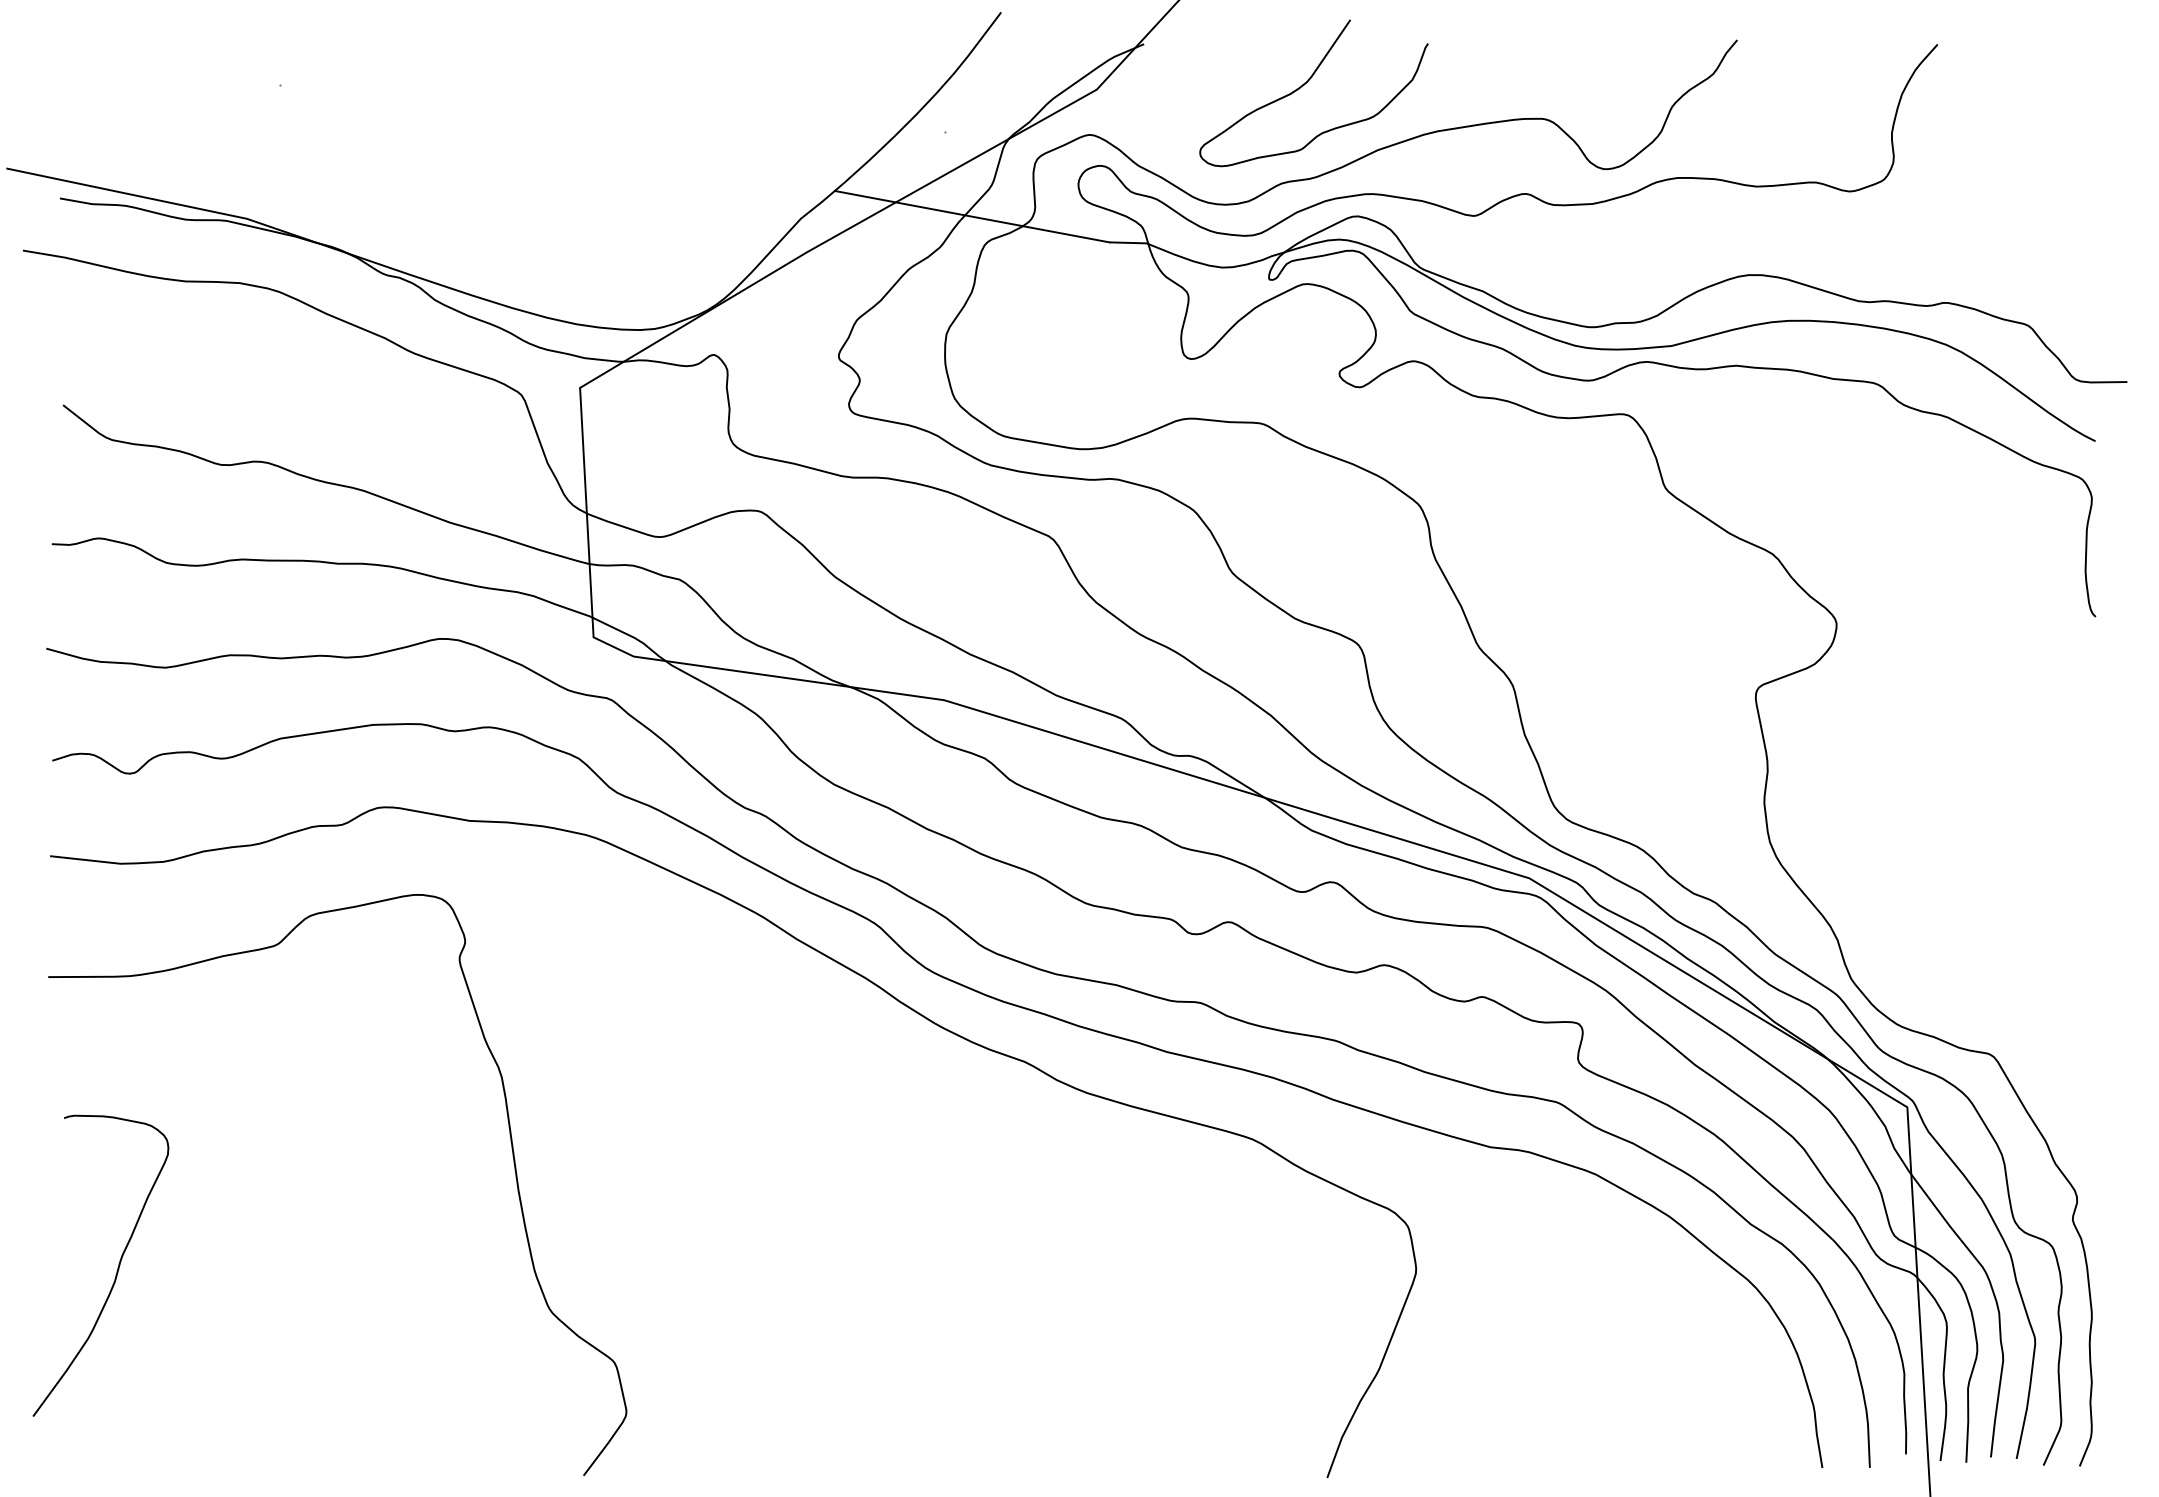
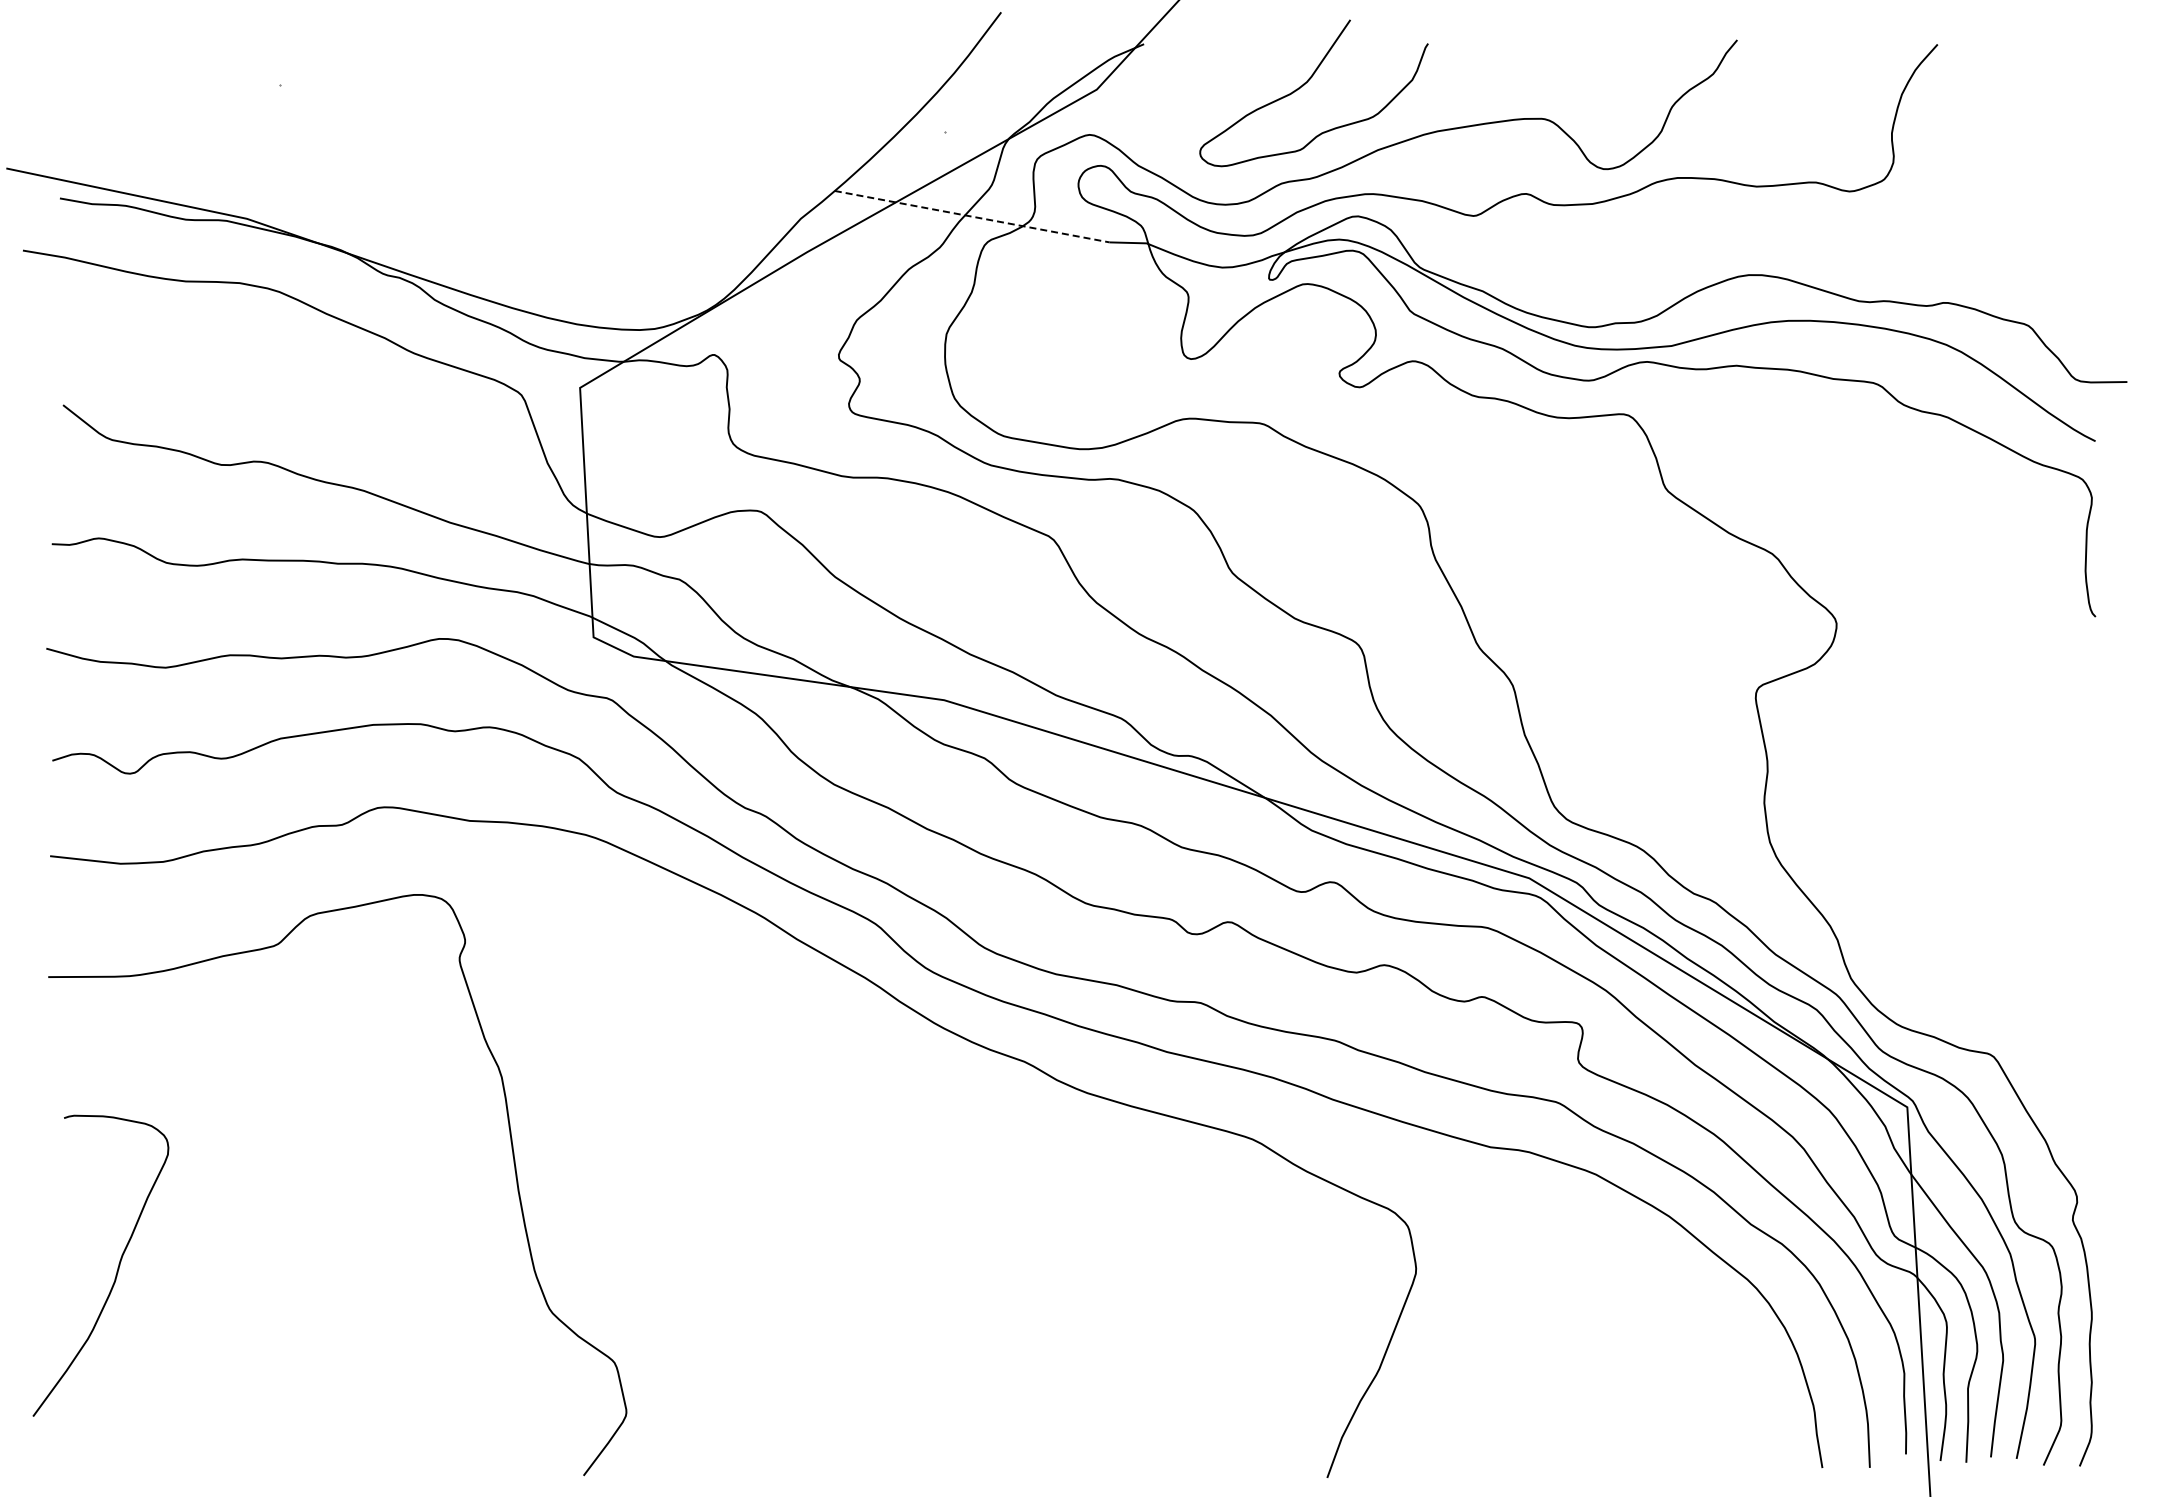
line: solid -> dashed (972, 216)
